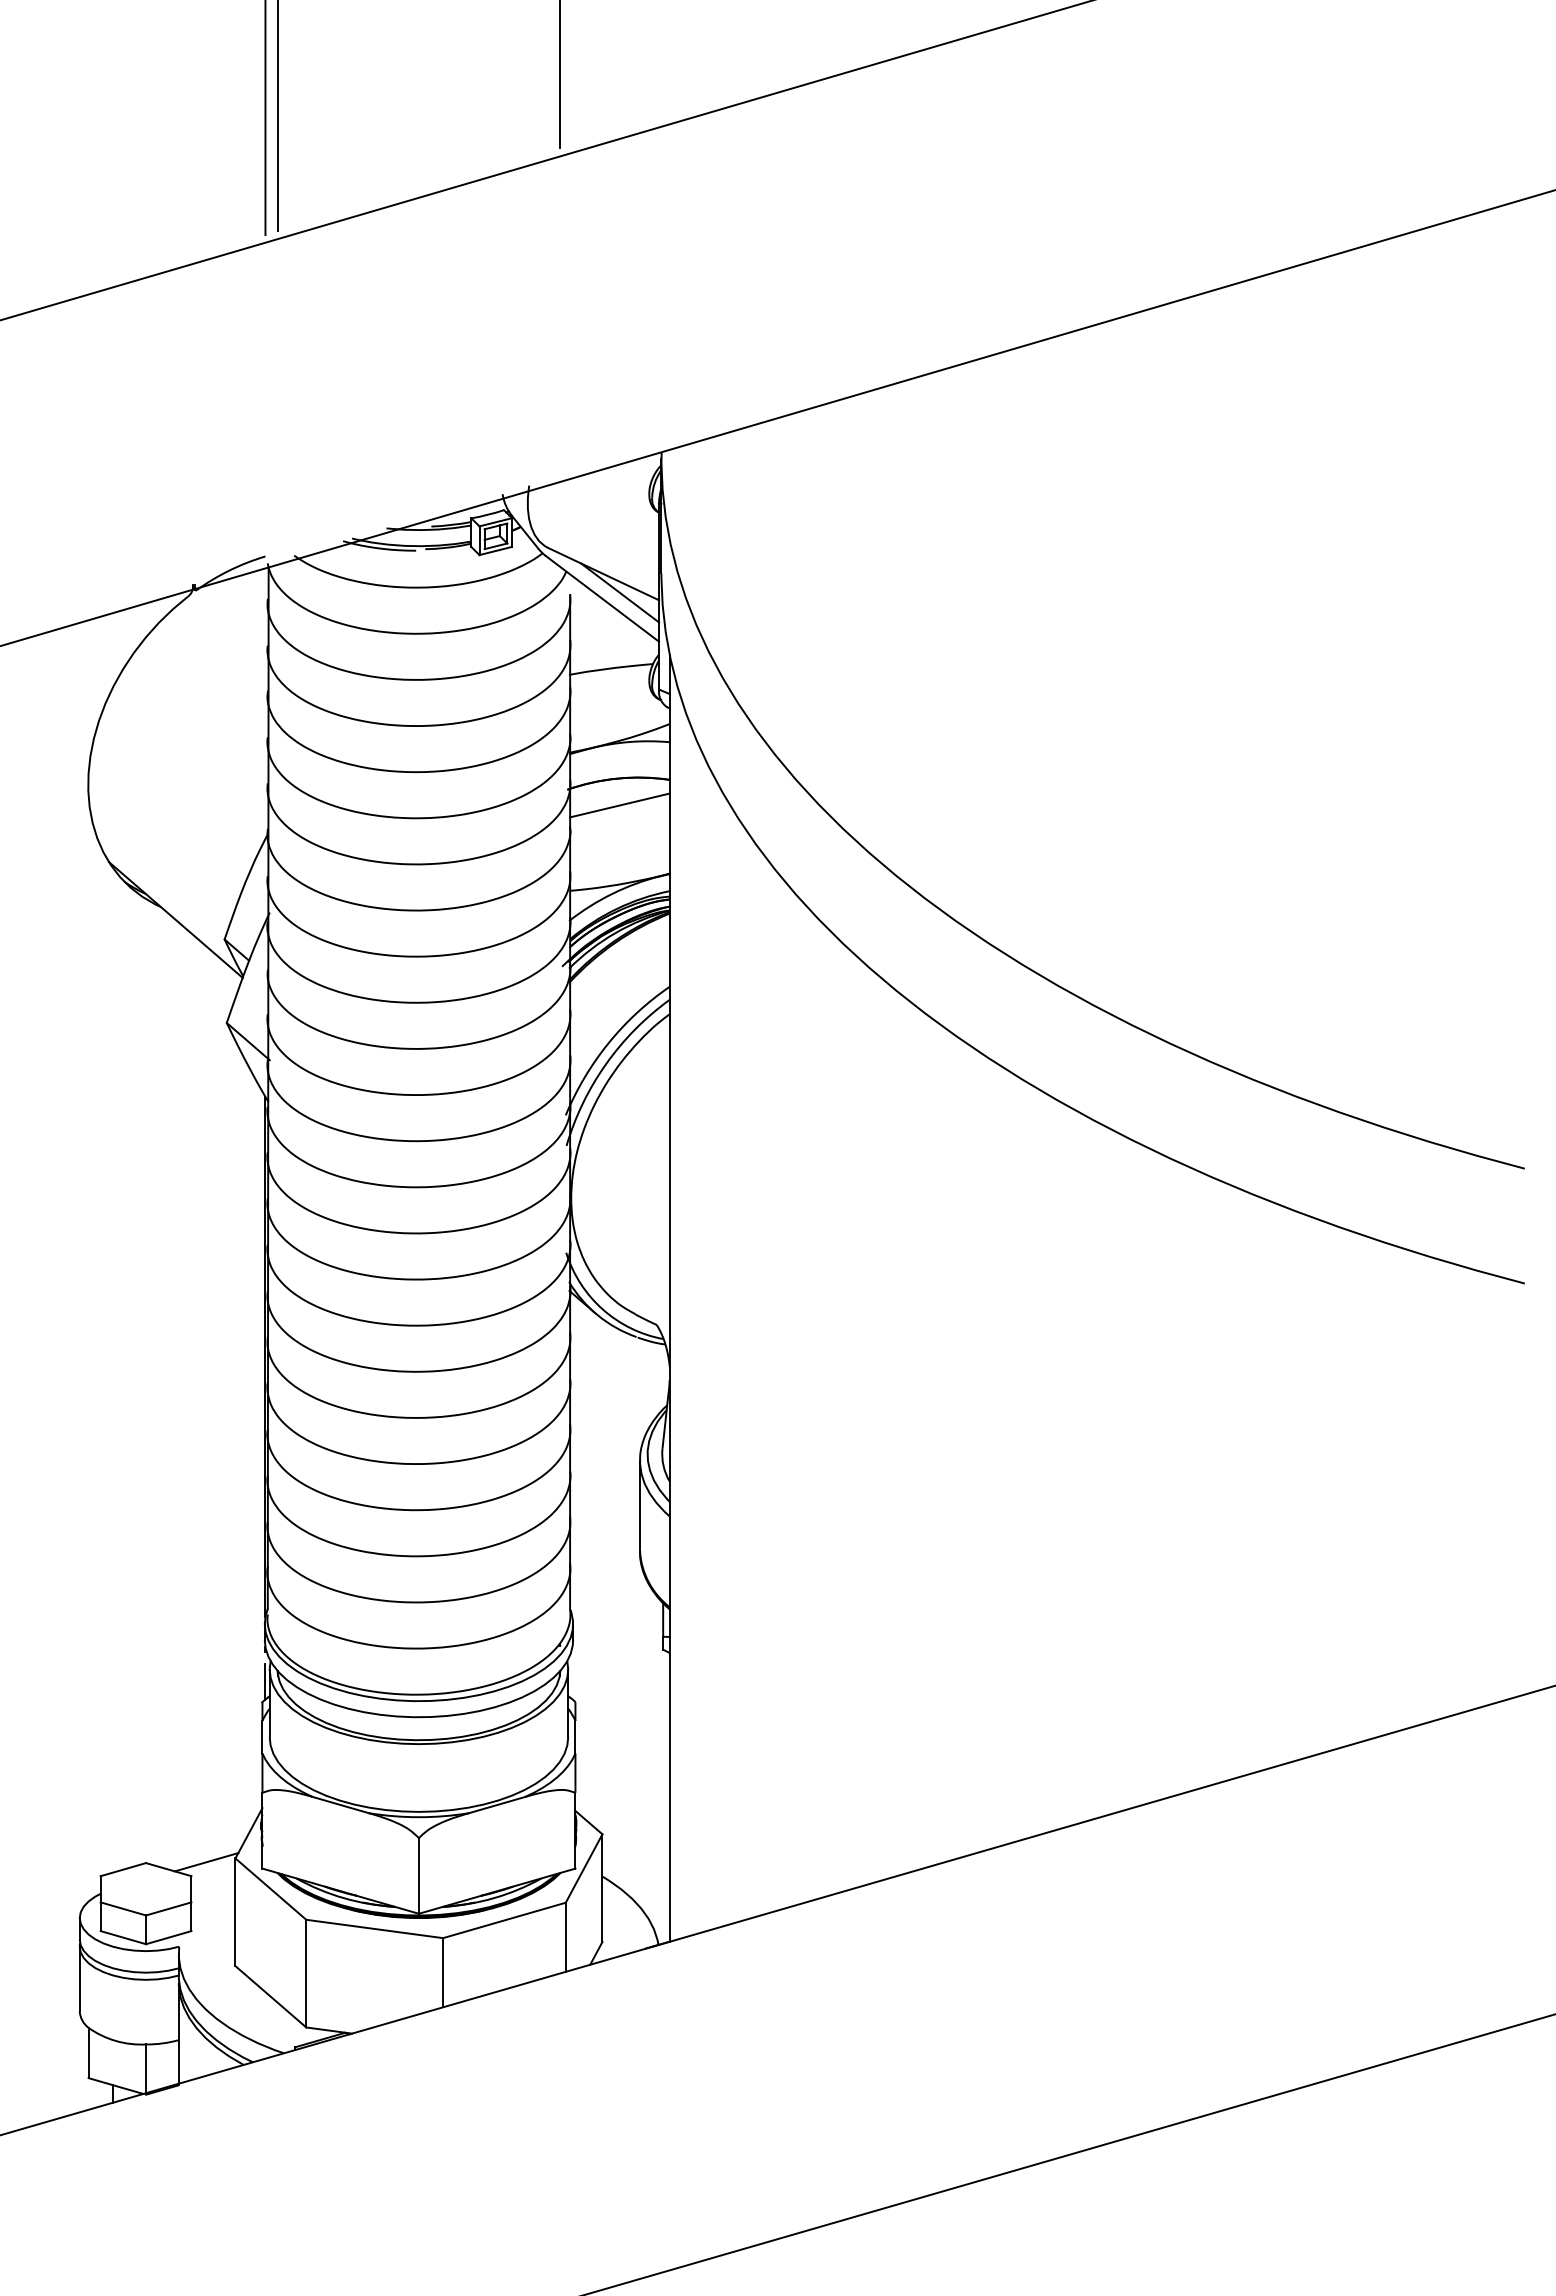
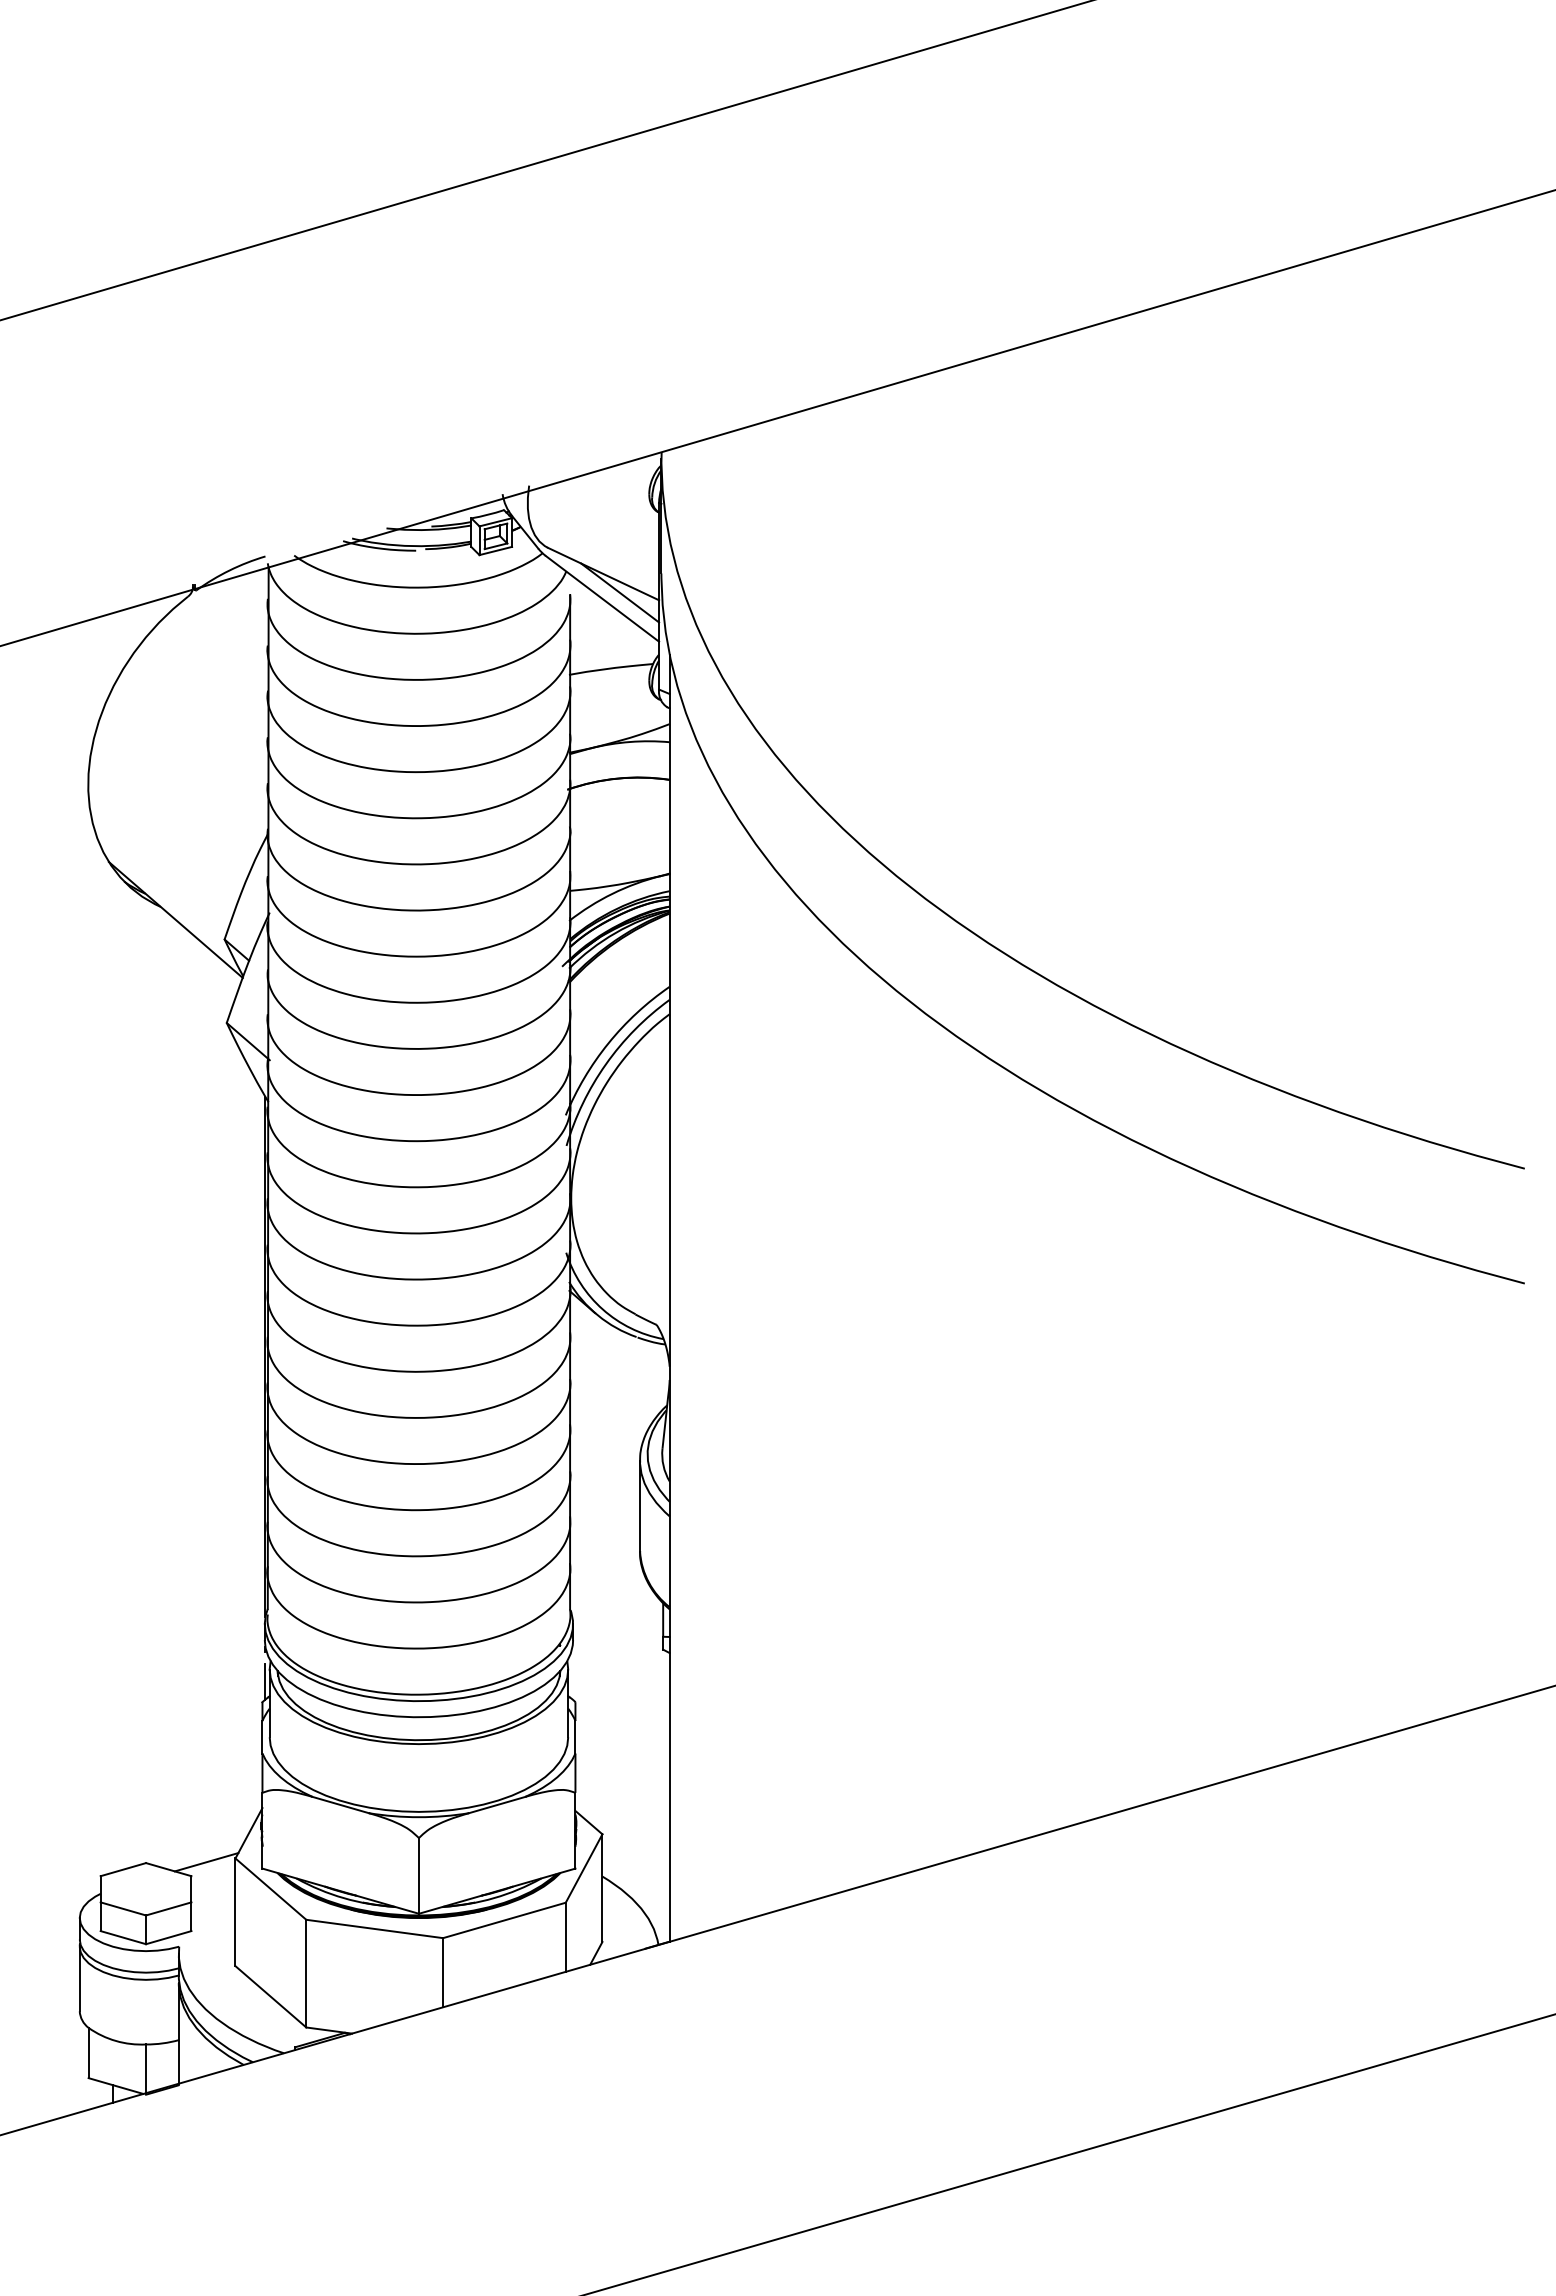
line: present -> none (559, 75)
line: present -> none (278, 116)
line: present -> none (265, 118)
line: present -> none (619, 805)
